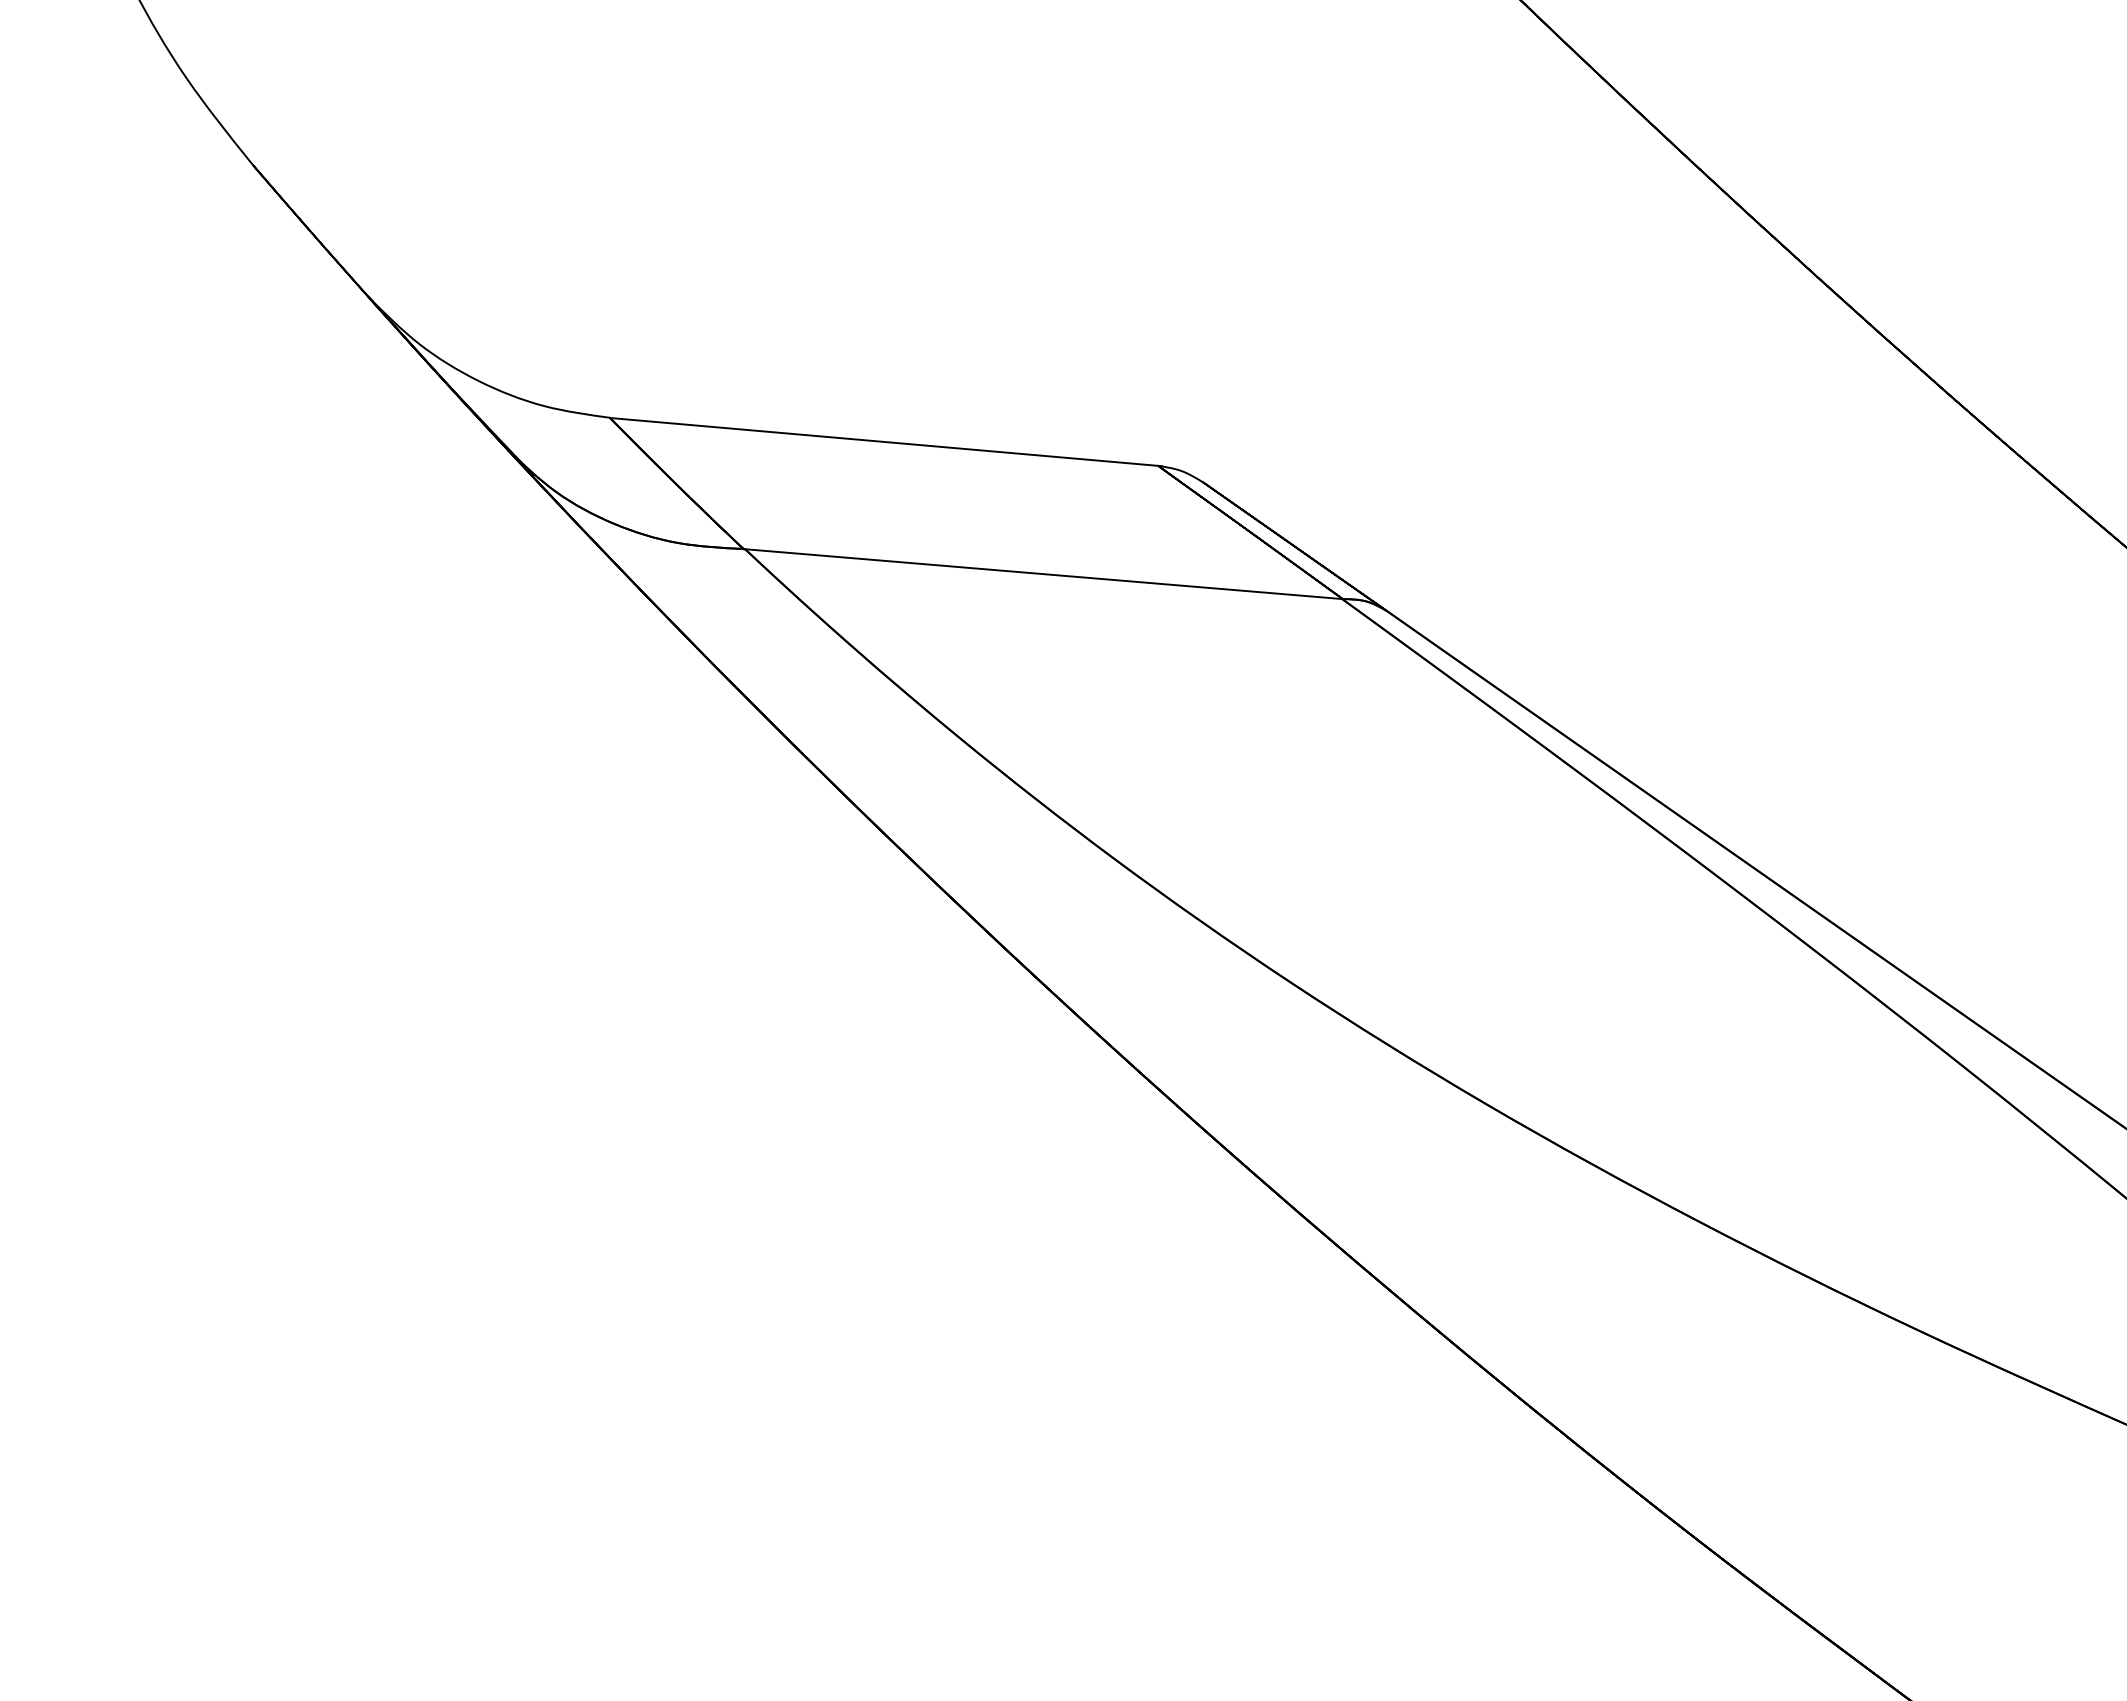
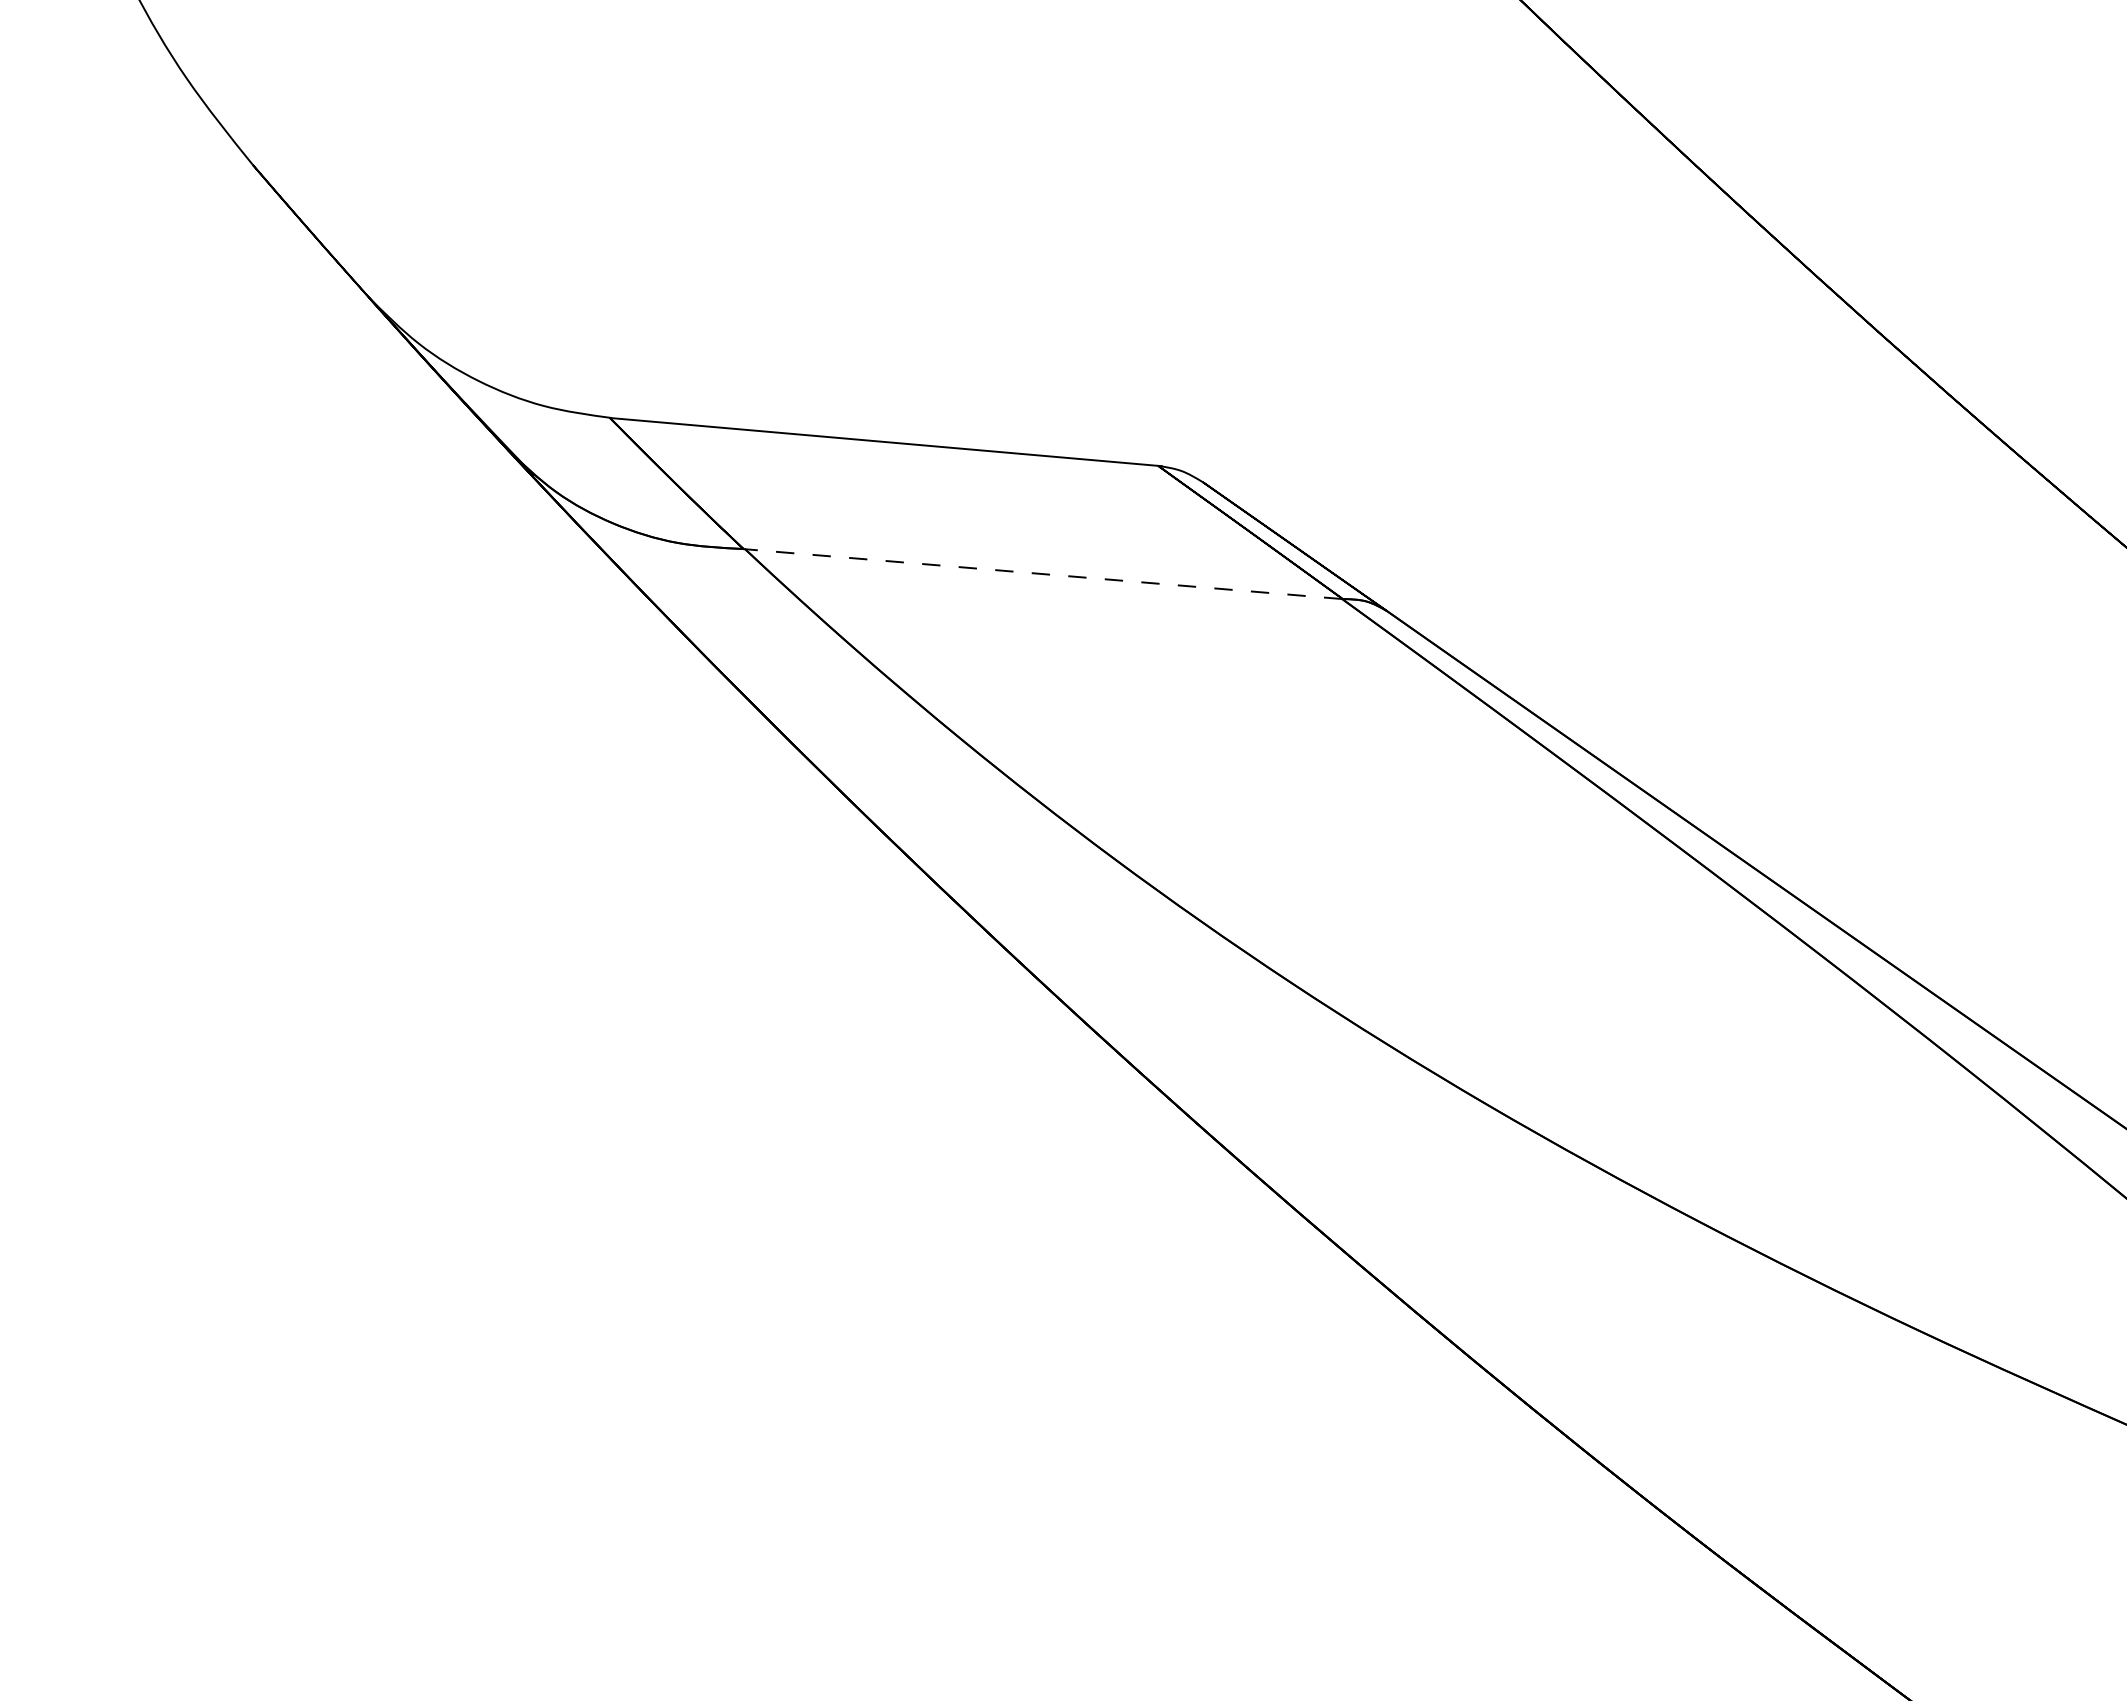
line: solid -> dashed (1043, 574)
